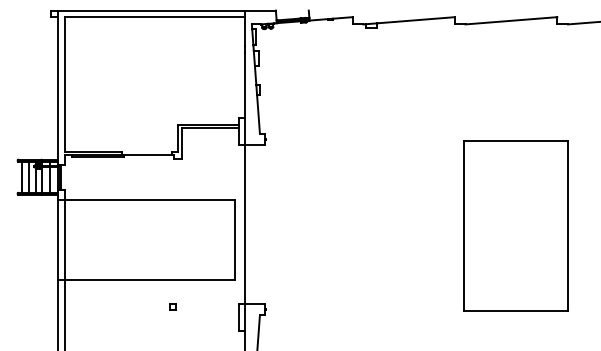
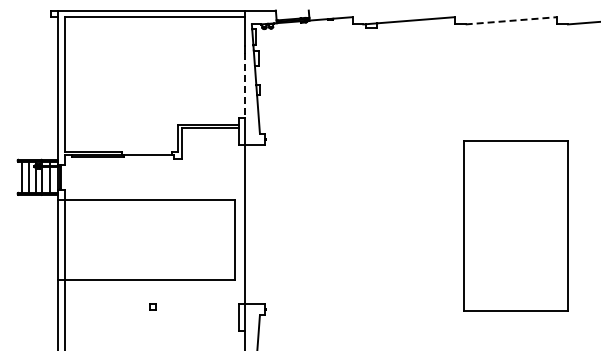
line: solid -> dashed (511, 20)
line: solid -> dashed (244, 85)
part position: (172, 306) -> (152, 306) (152, 306)
